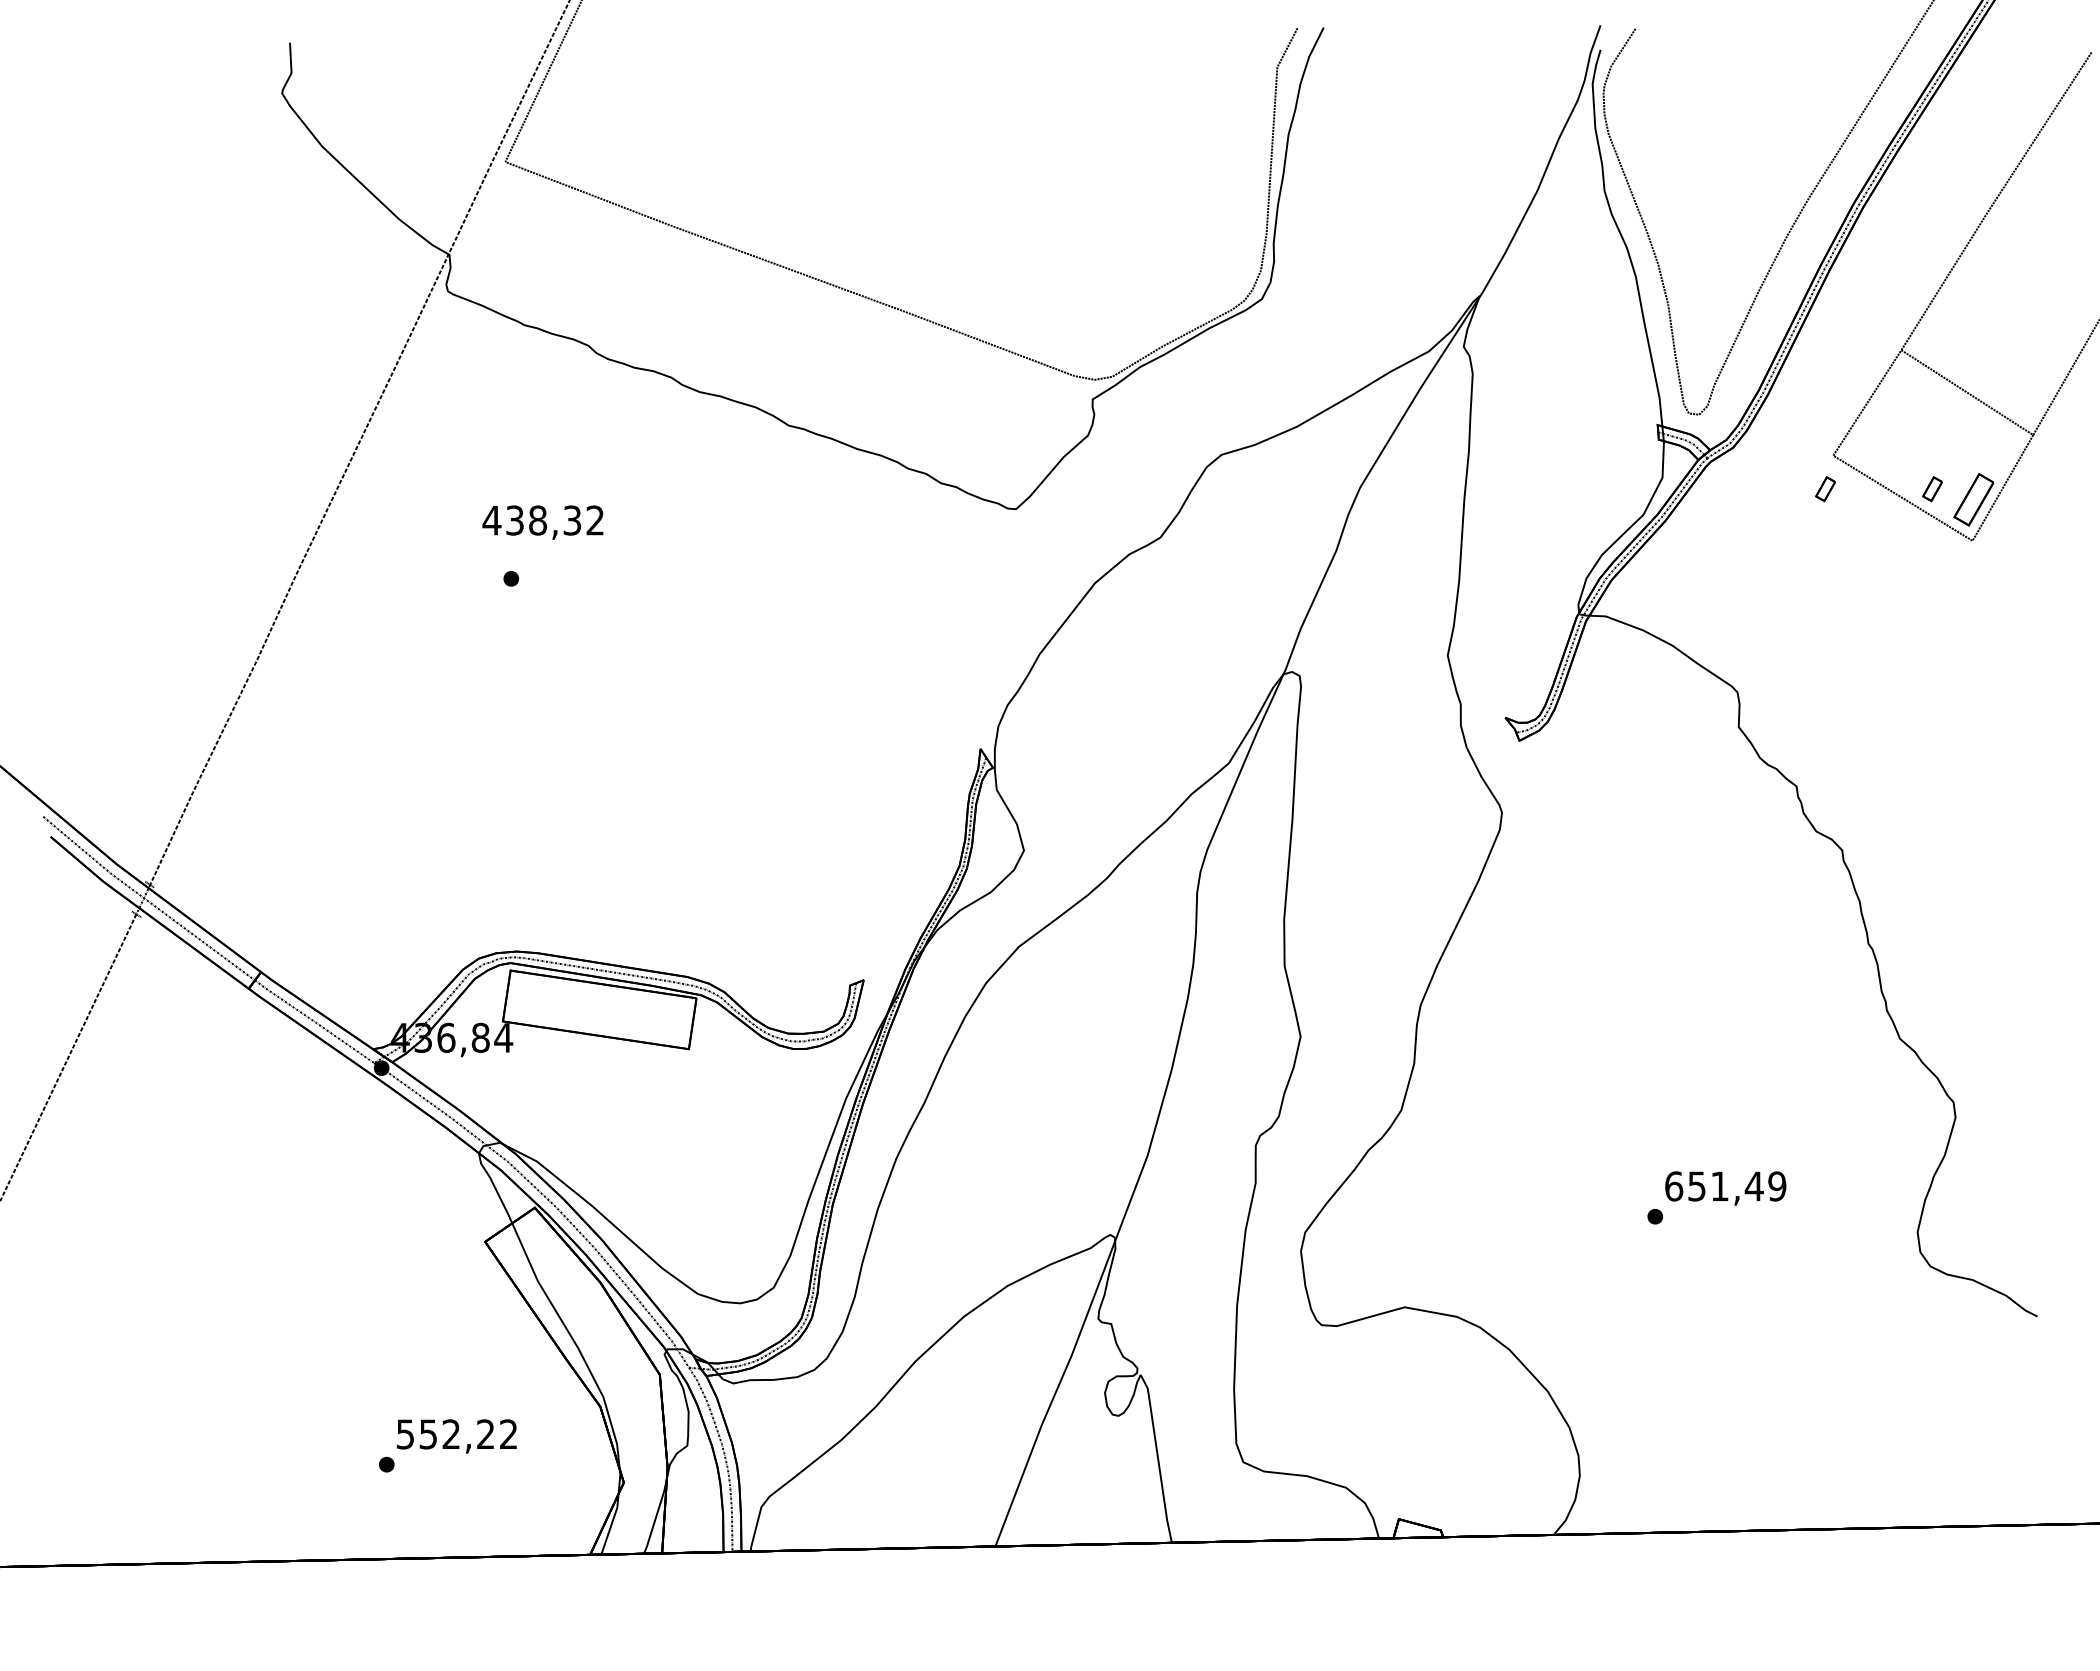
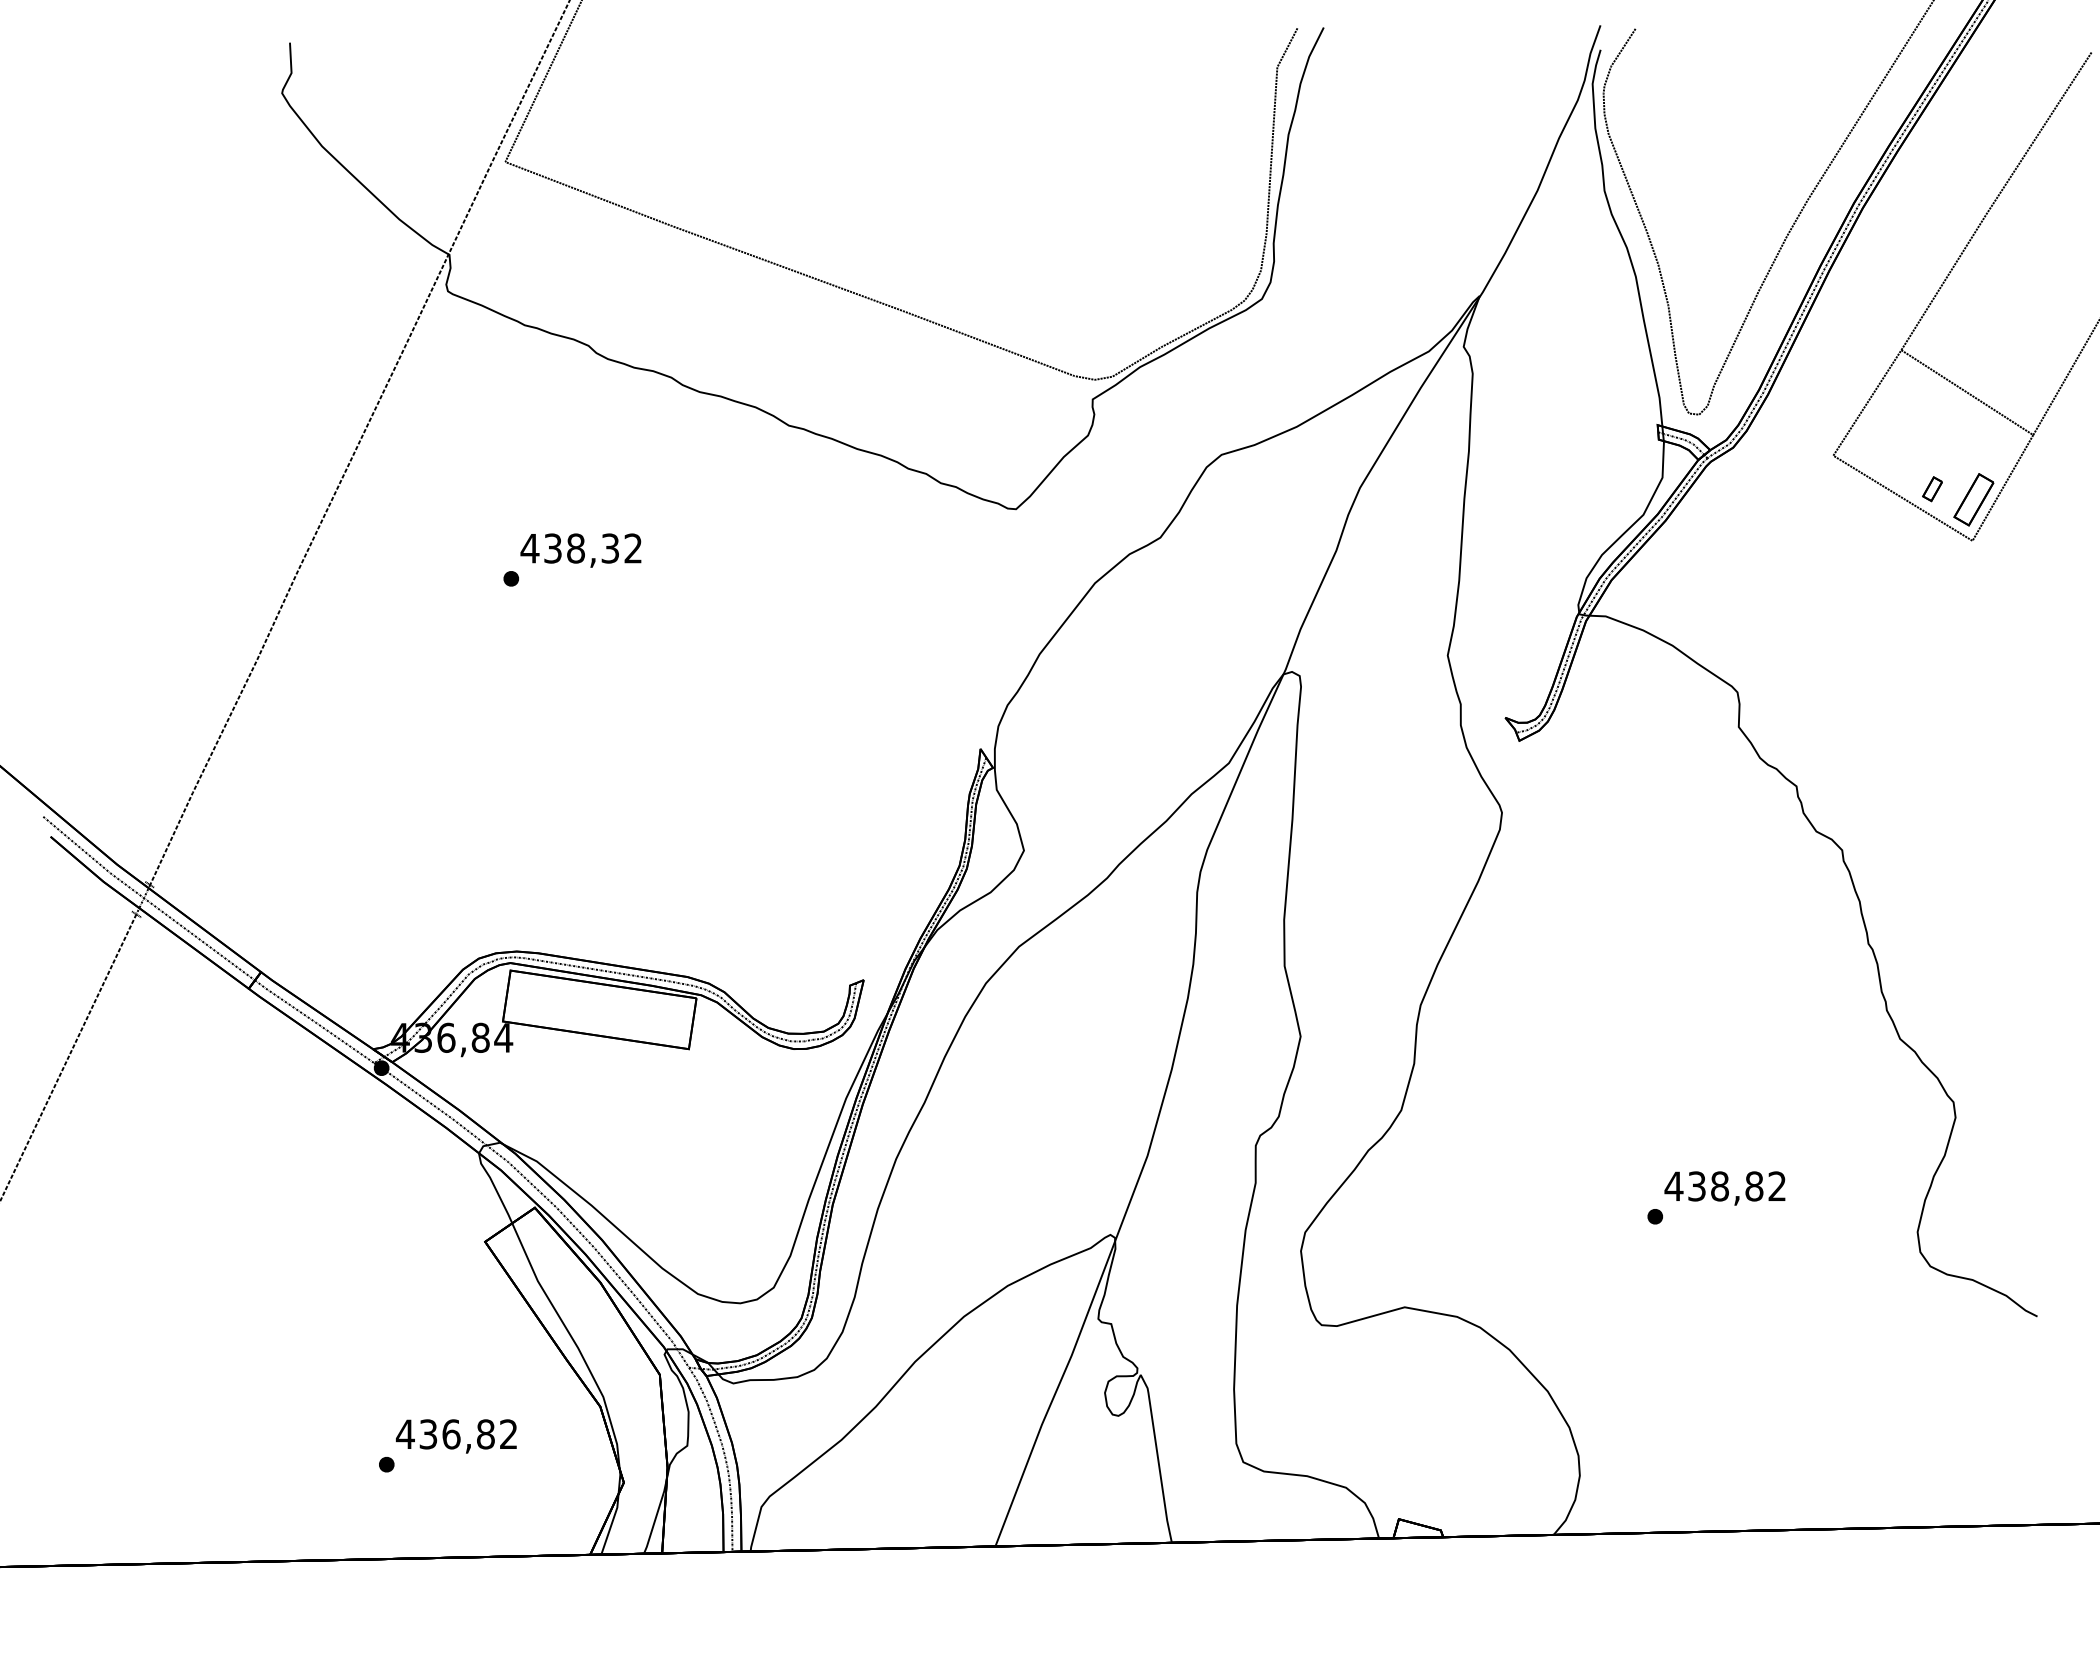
part: present -> none (1825, 489)
text position: (542, 522) -> (580, 550) (580, 550)
text: 651,49 -> 438,82 (1725, 1186)
text: 552,22 -> 436,82 (444, 1434)
